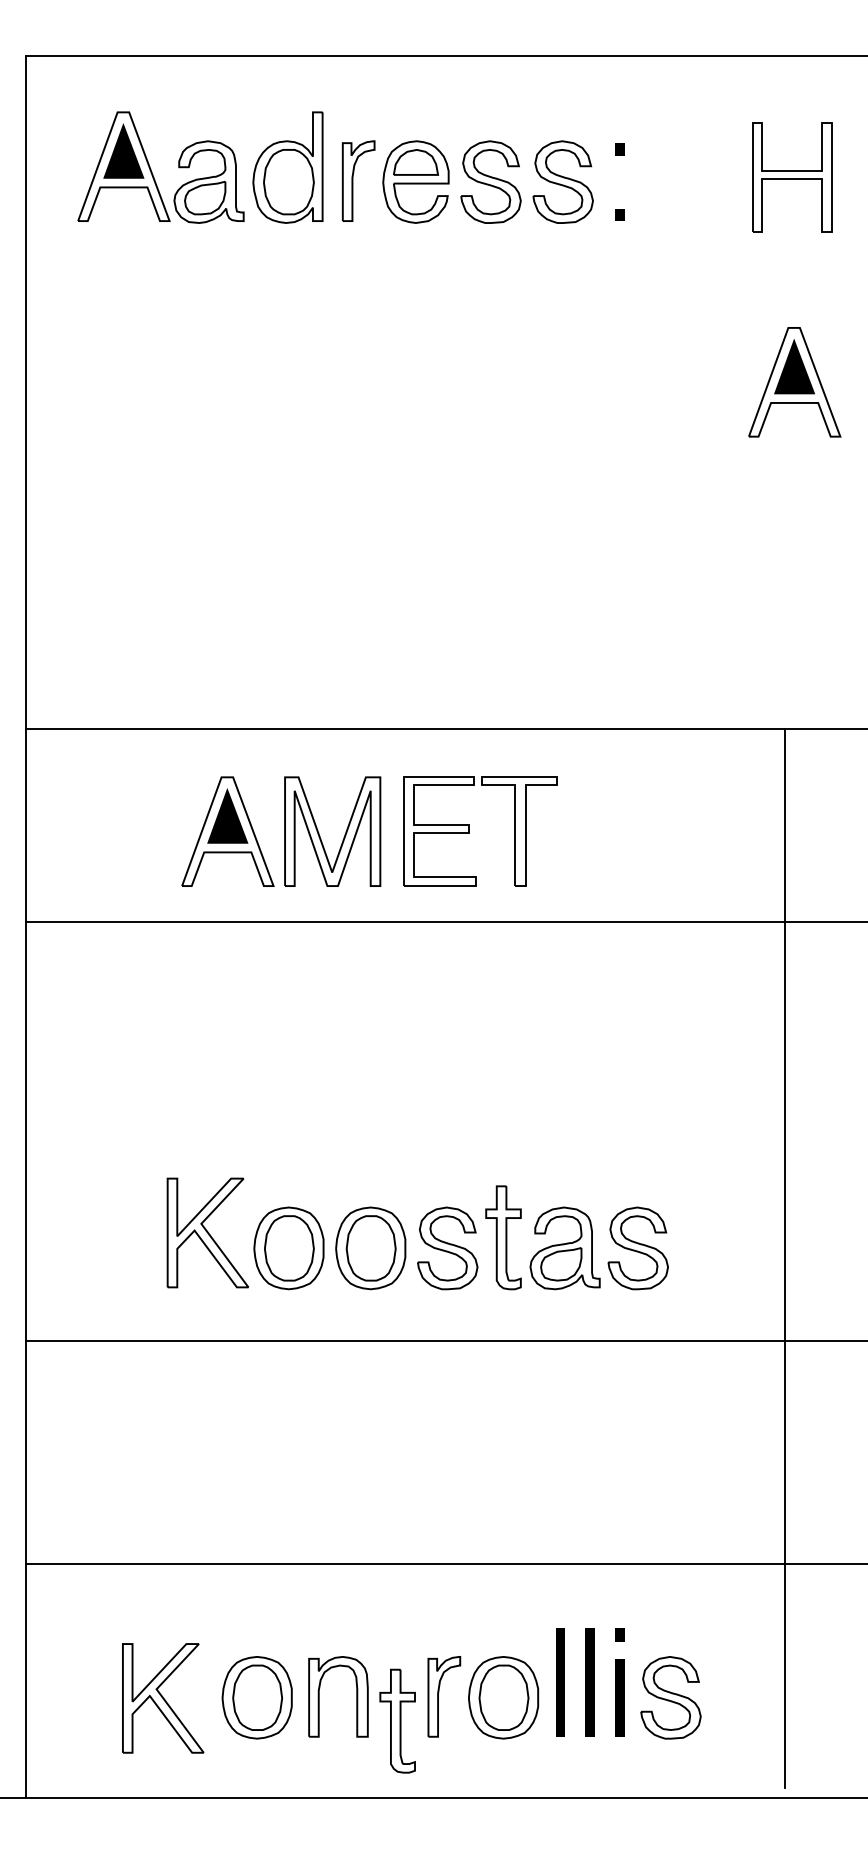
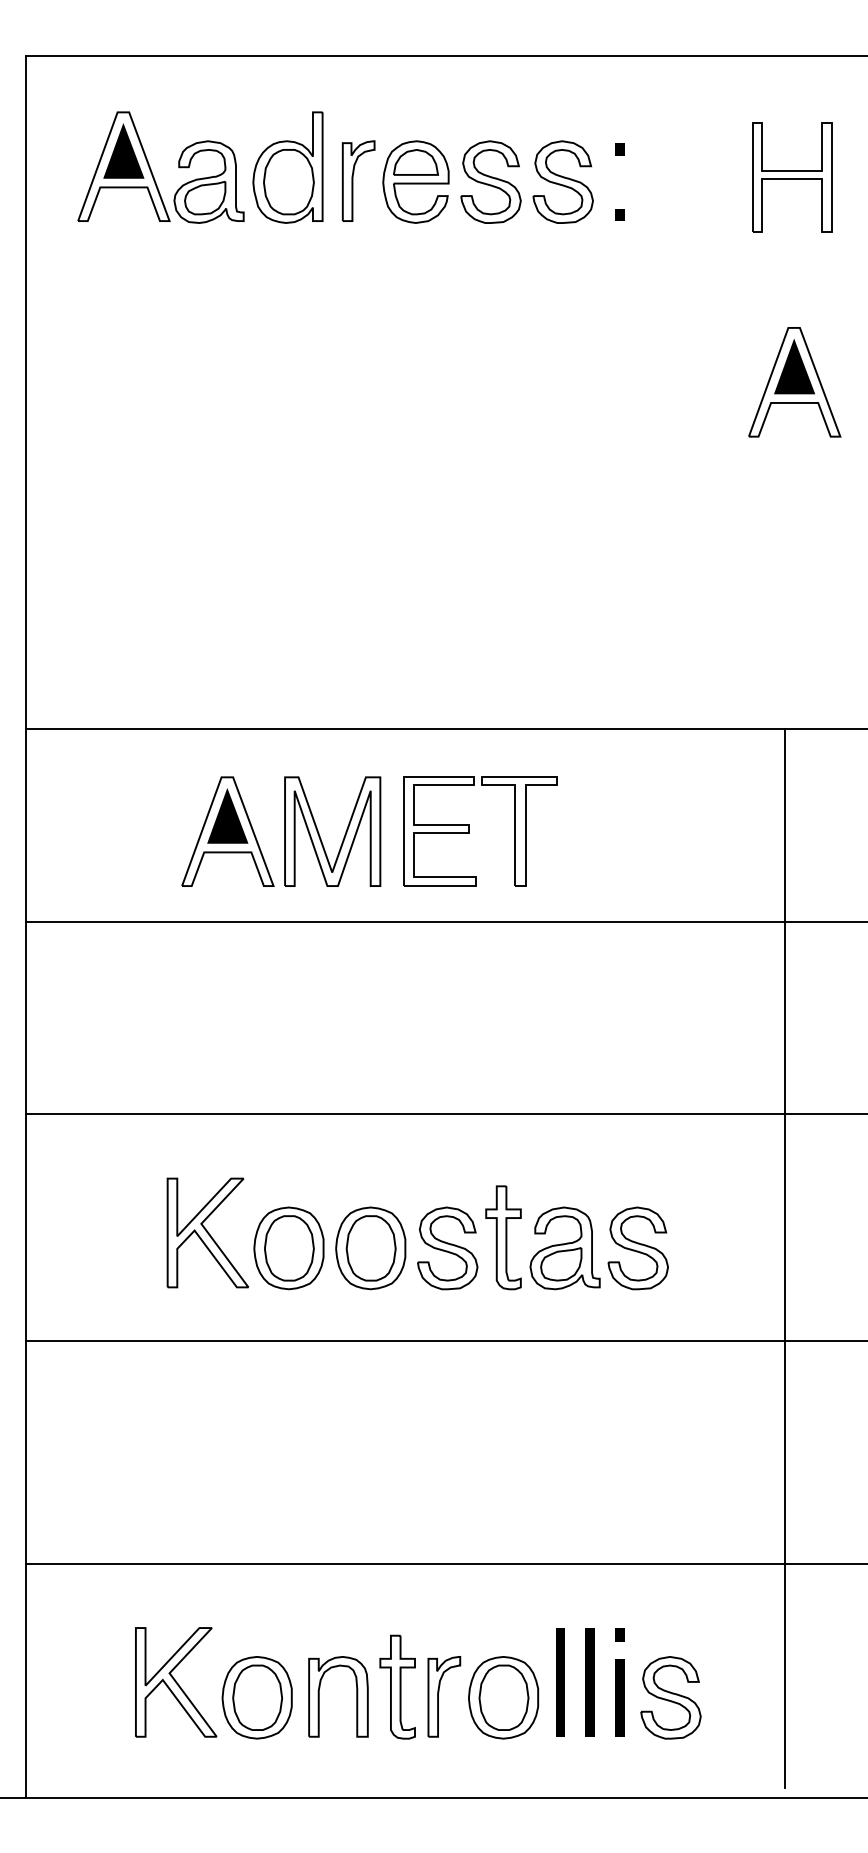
line: none -> present (445, 1114)
part position: (163, 1698) -> (176, 1682) (176, 1682)
part position: (397, 1720) -> (397, 1686) (397, 1686)
